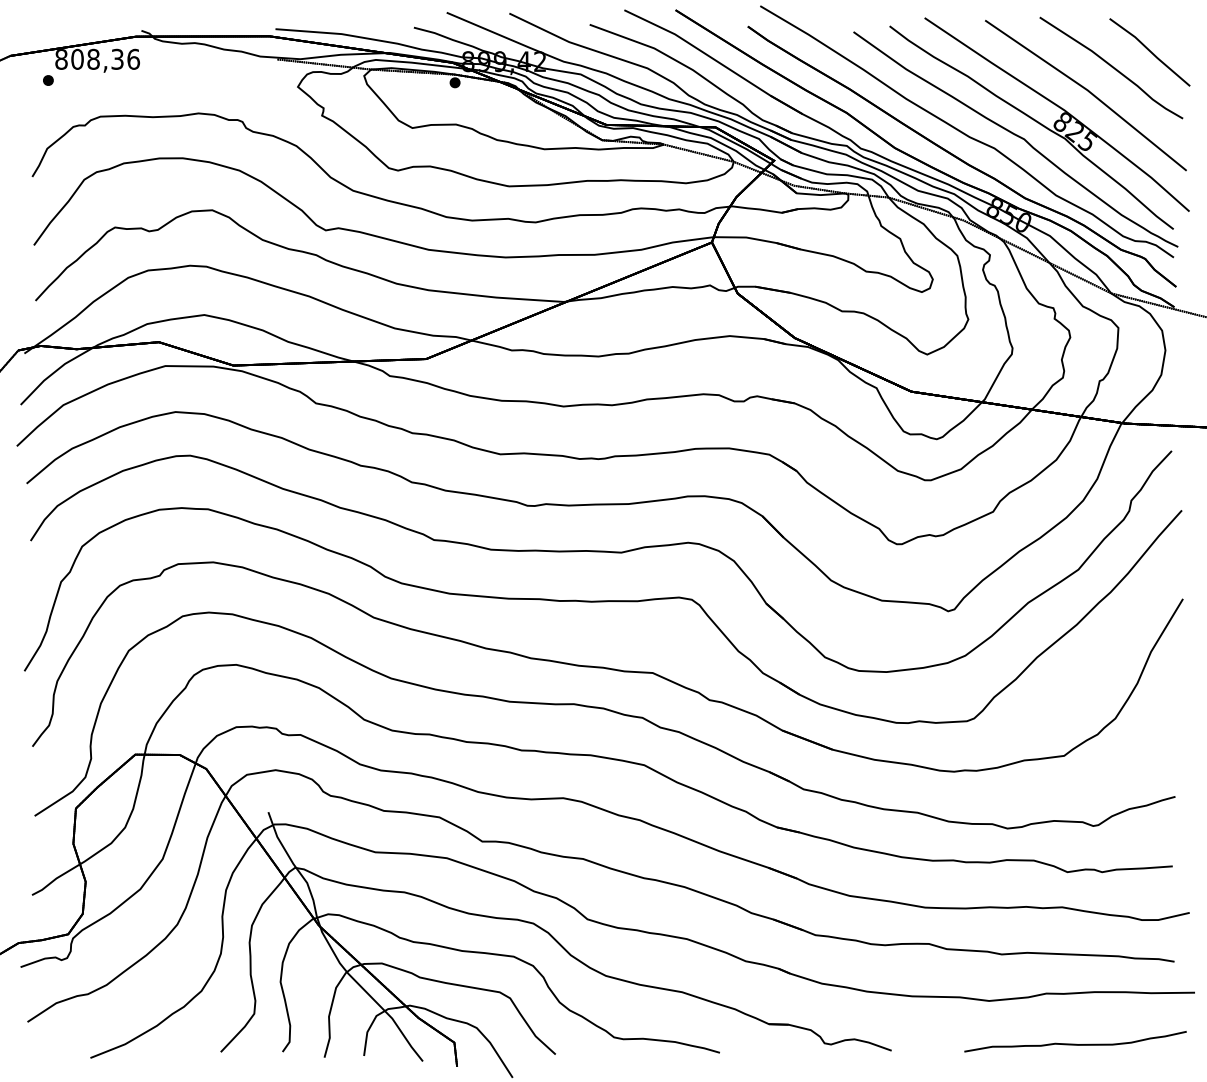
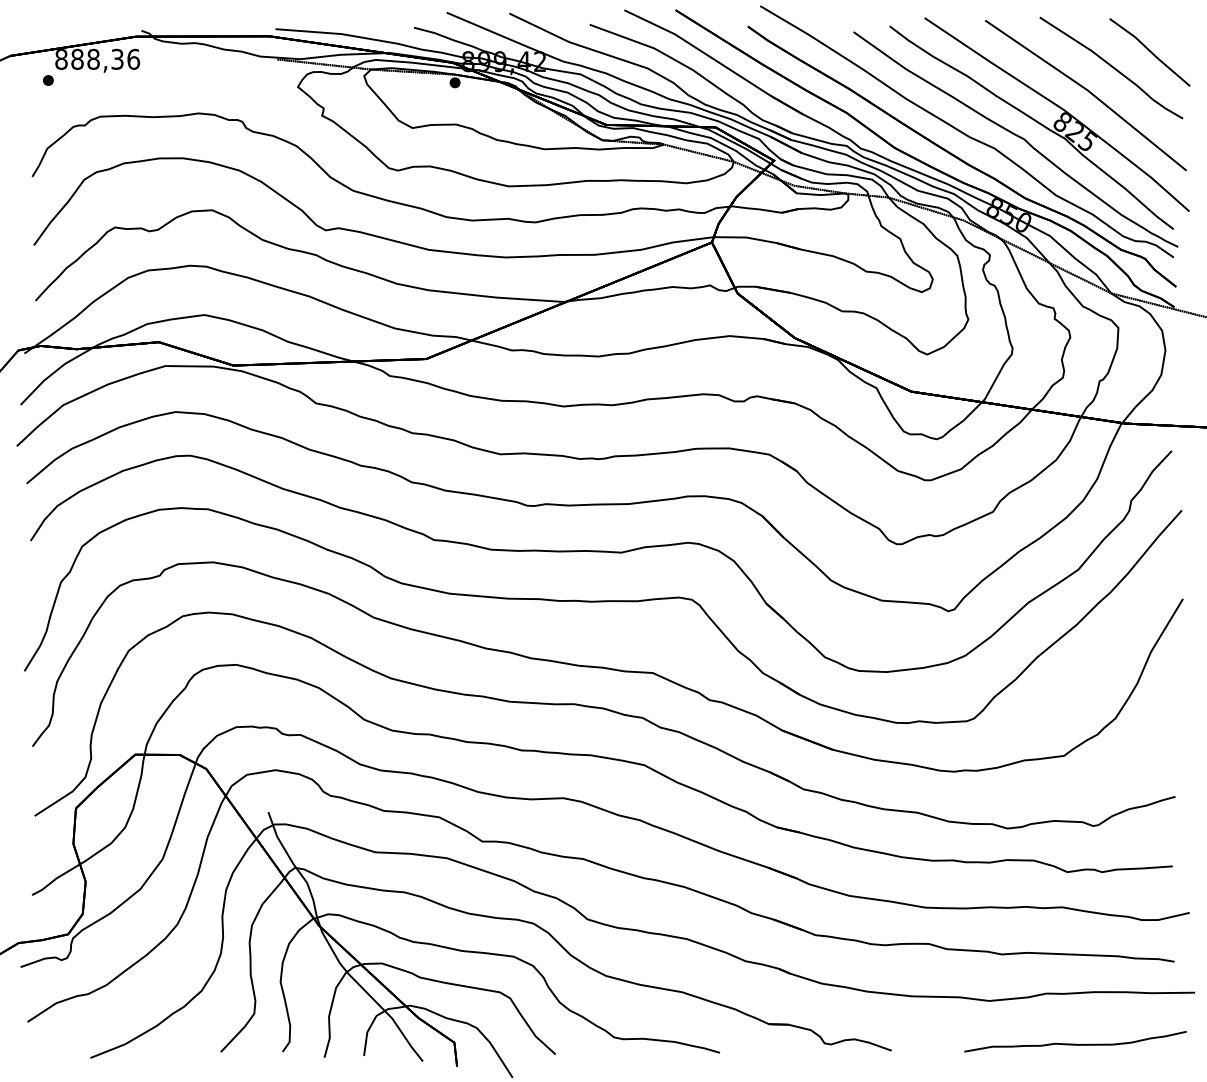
text: 808,36 -> 888,36 (77, 59)
